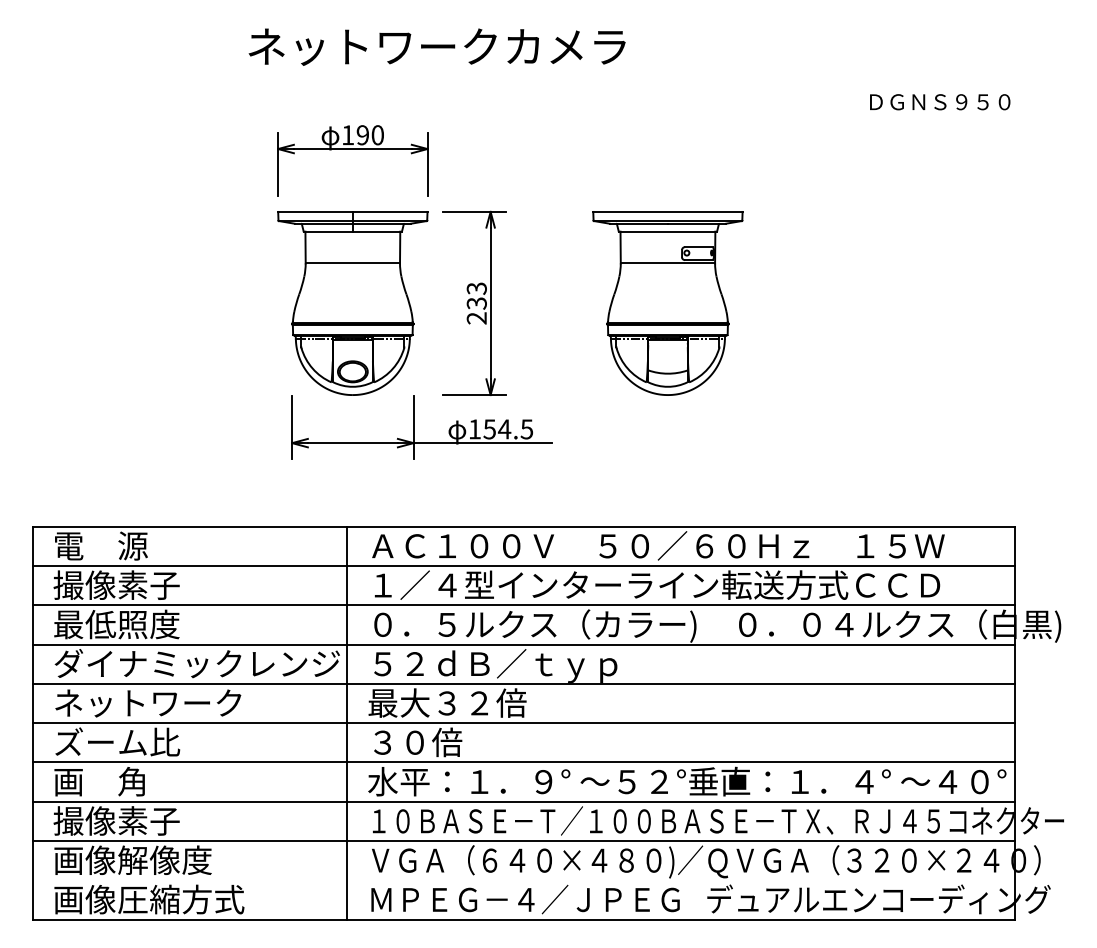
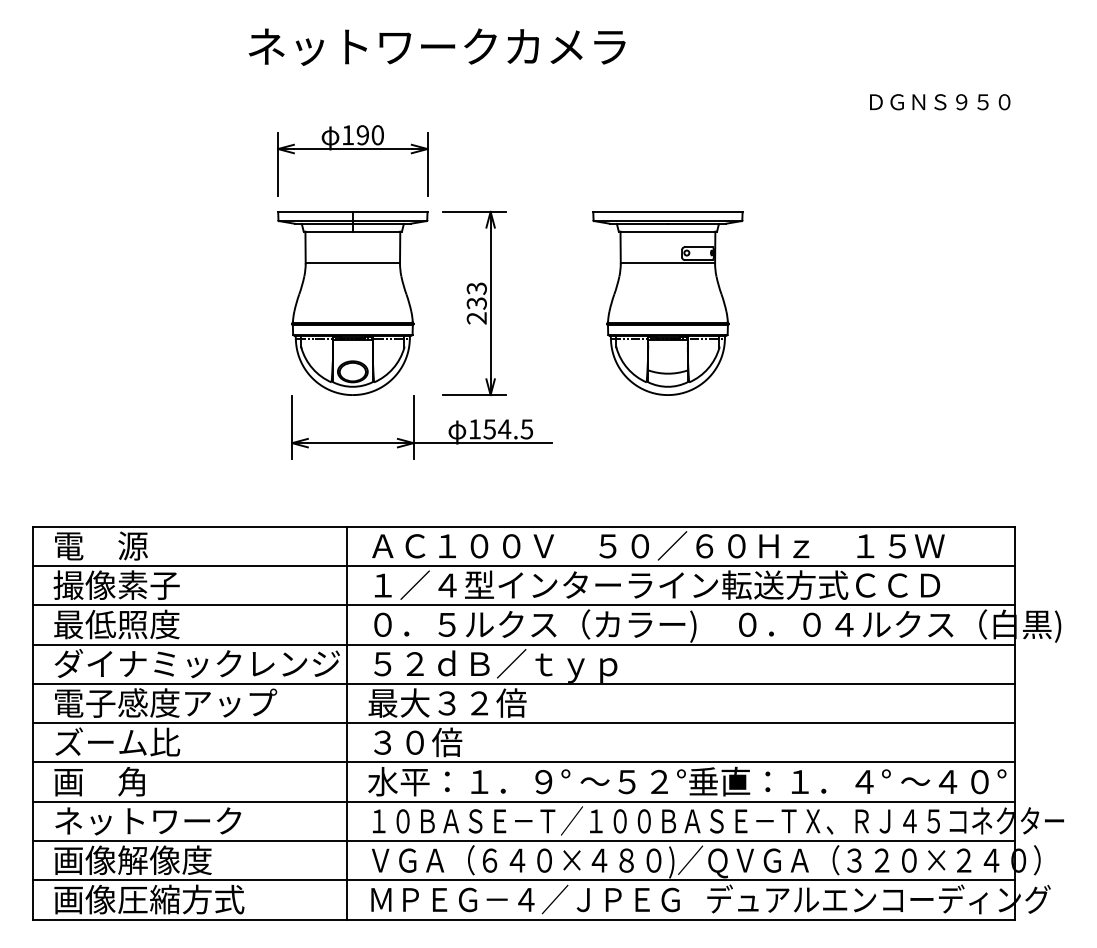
text: ネットワーク -> 電子感度アップ (166, 702)
text: 撮像素子 -> ネットワーク (147, 820)
line: none -> present (523, 880)
